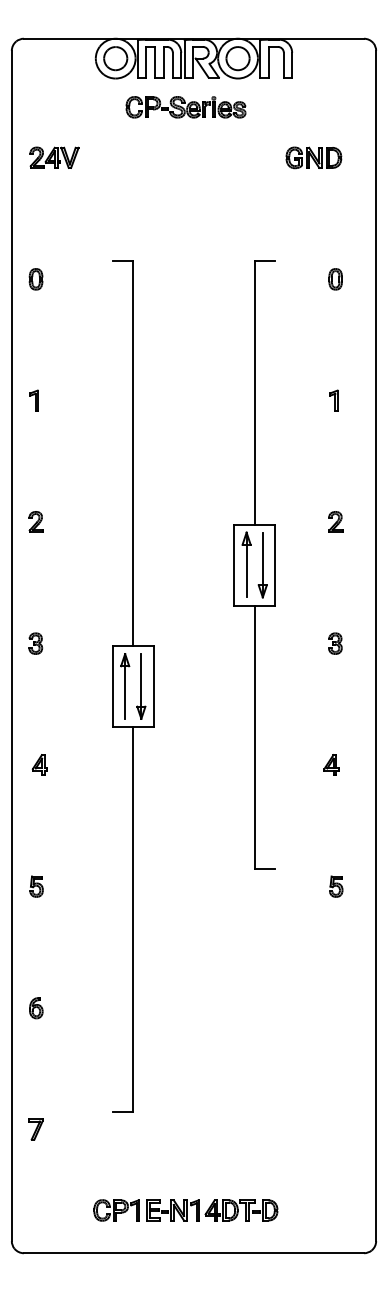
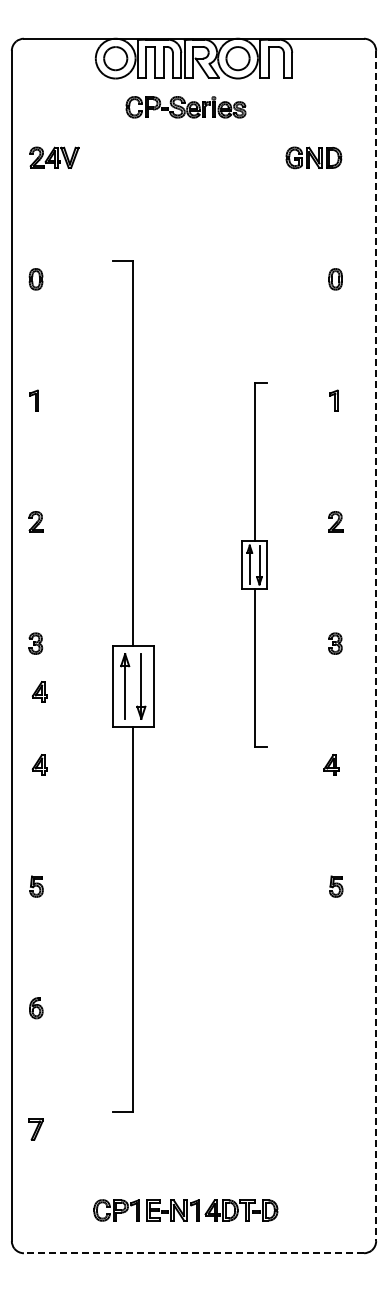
part size: 43x610 px -> 27x366 px (254, 564)
line: solid -> dashed (376, 646)
part: none -> present (39, 691)
line: solid -> dashed (193, 1253)
